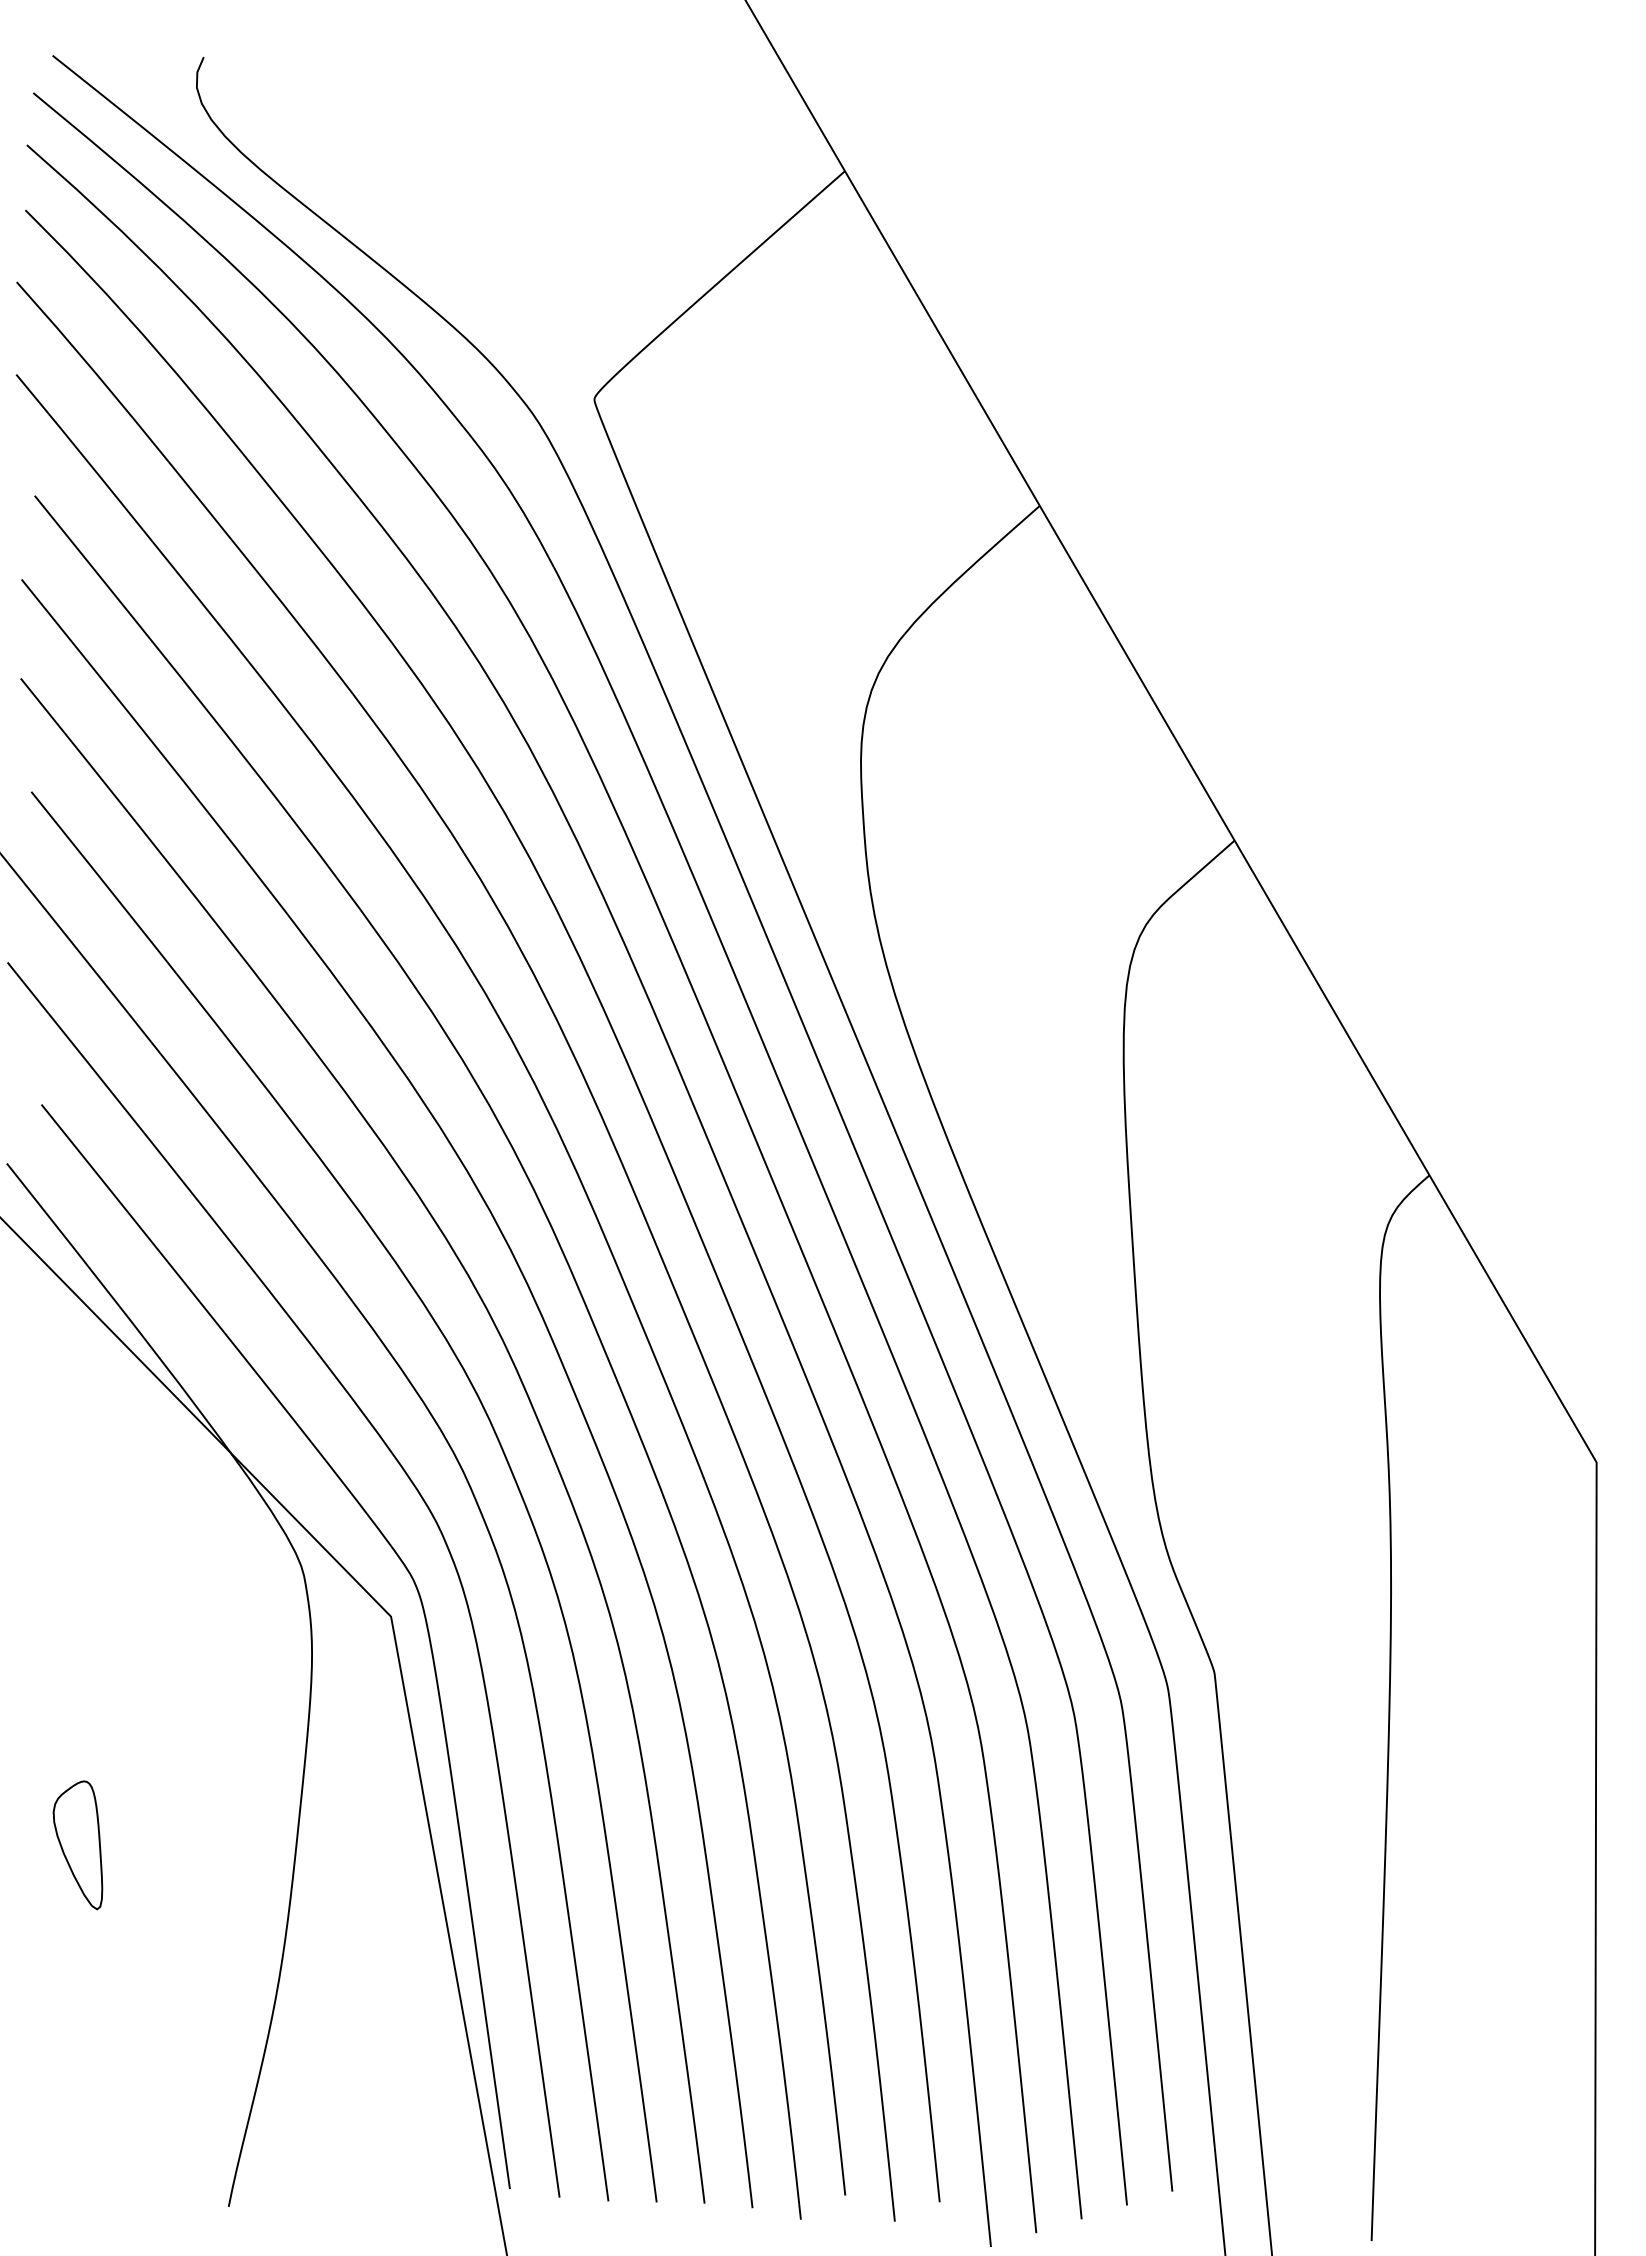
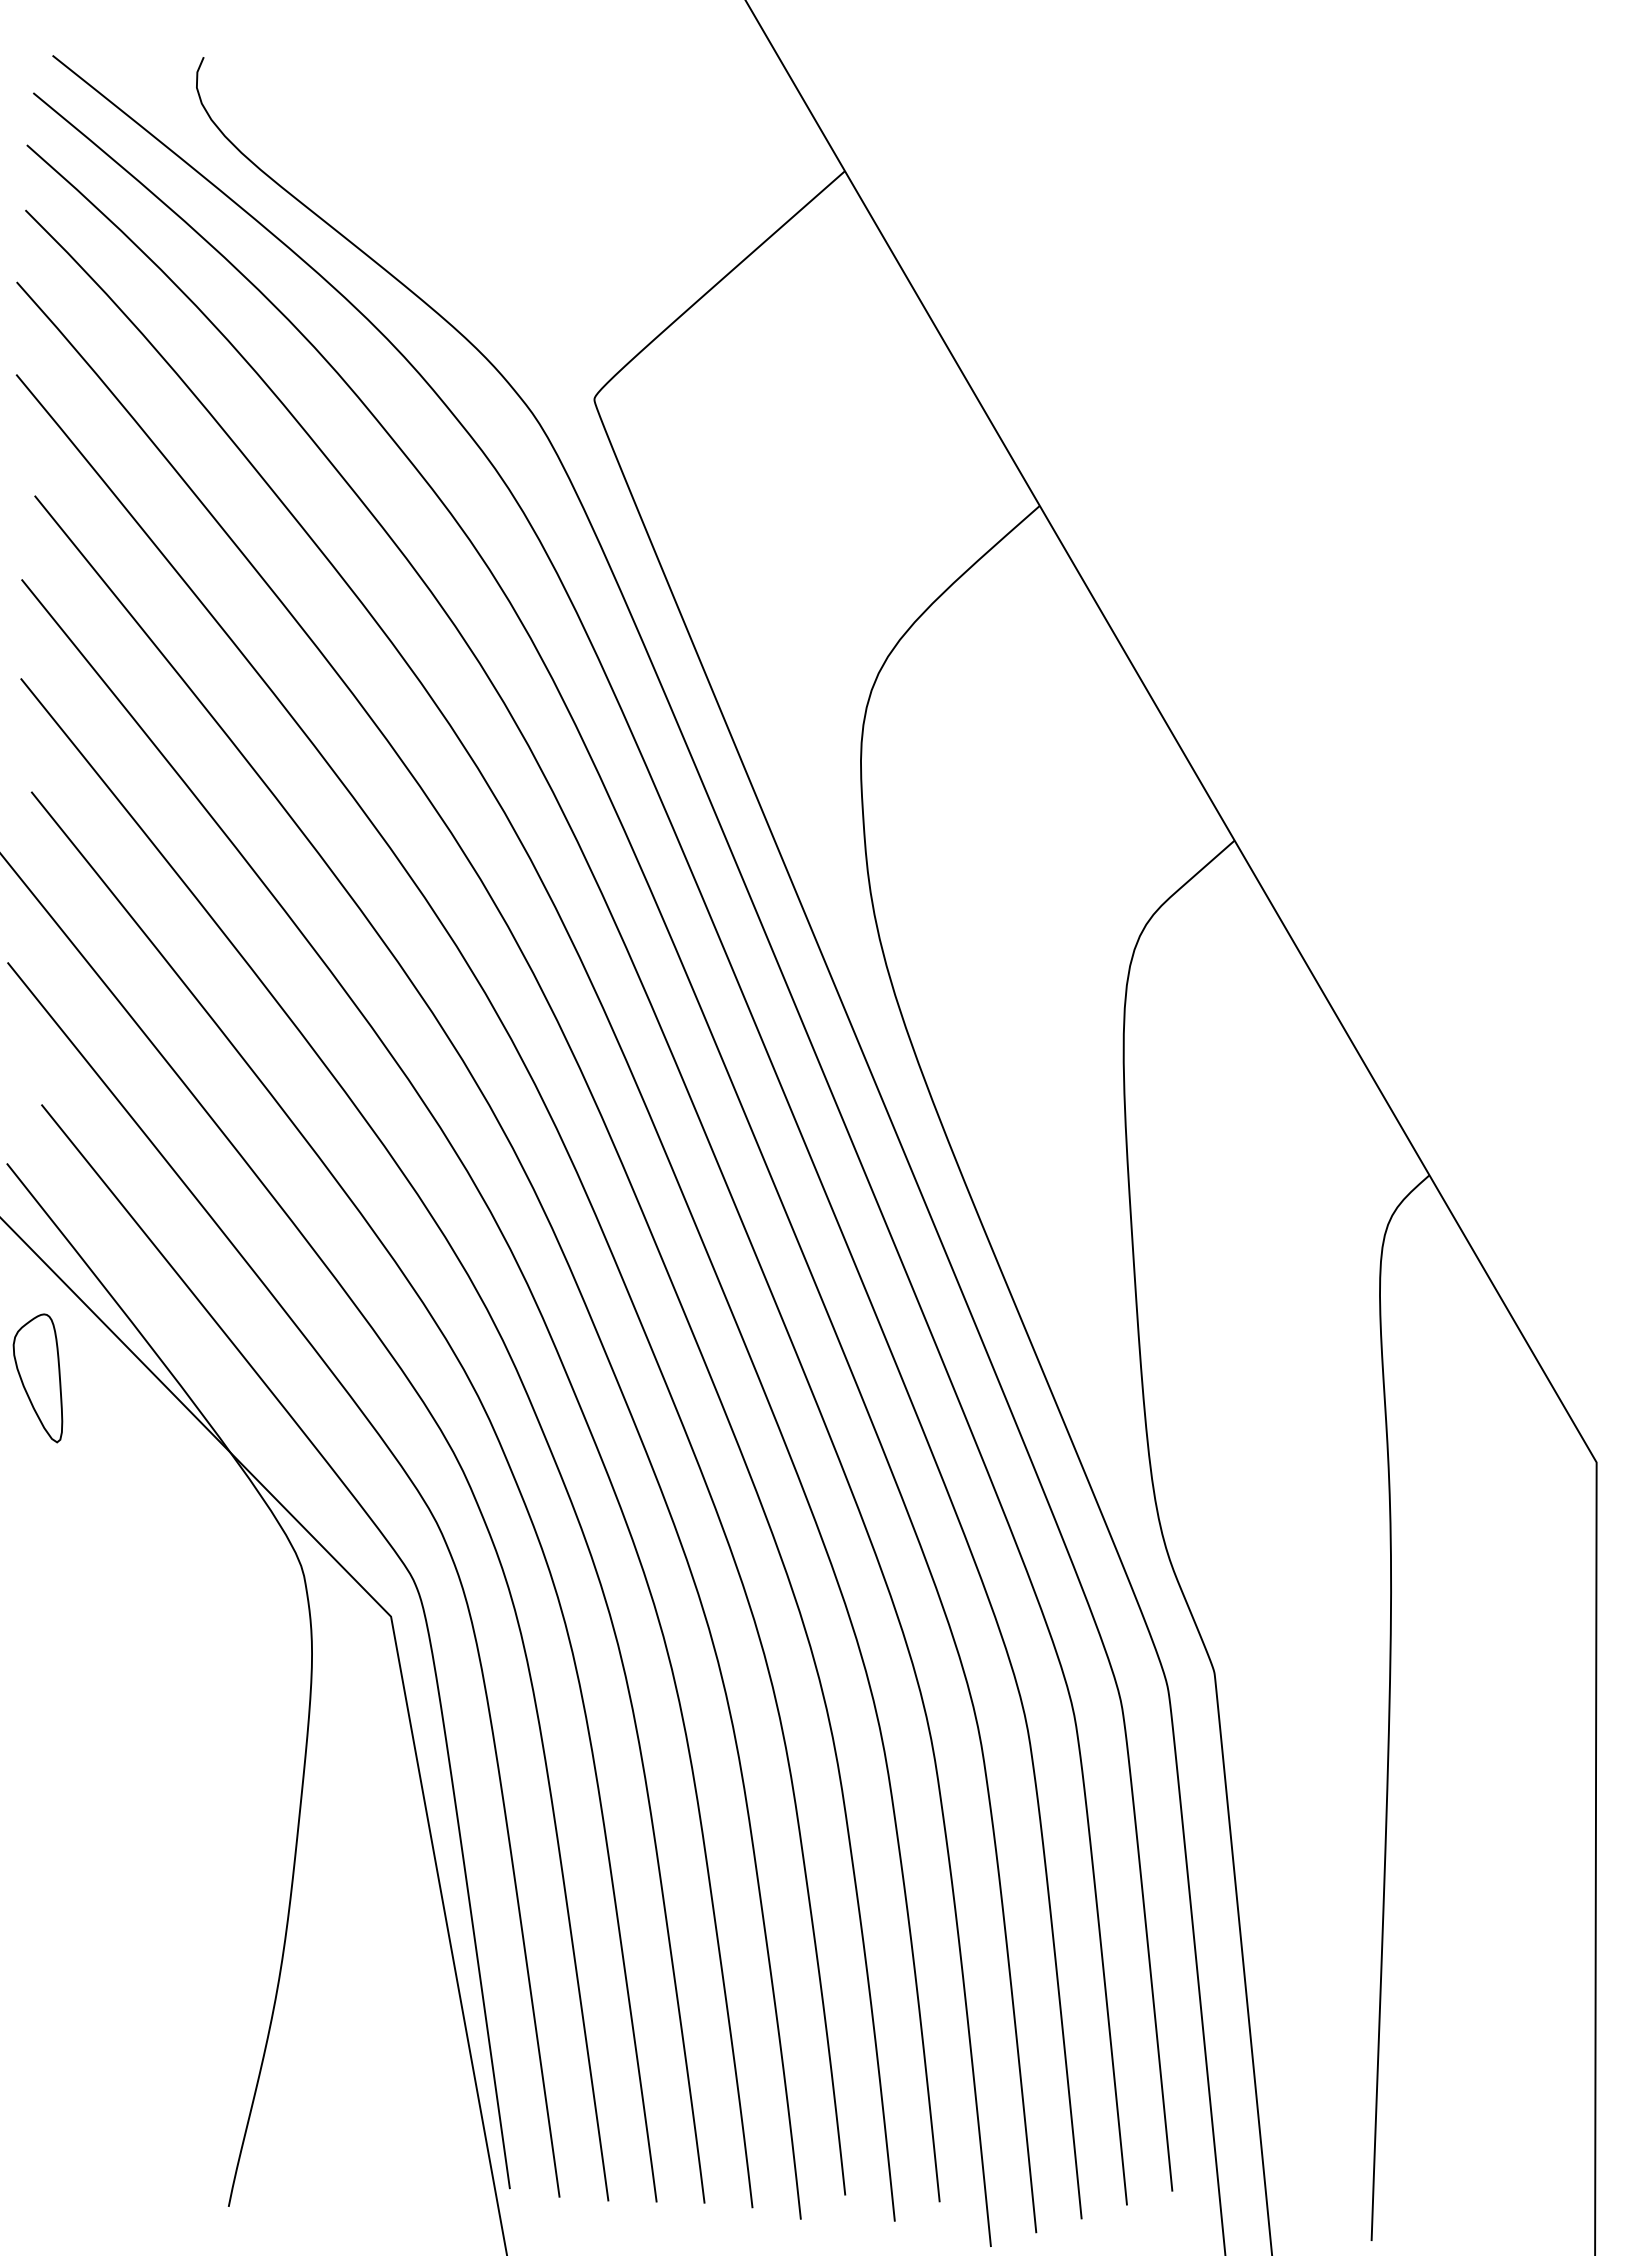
part position: (77, 1845) -> (37, 1378) (37, 1378)
